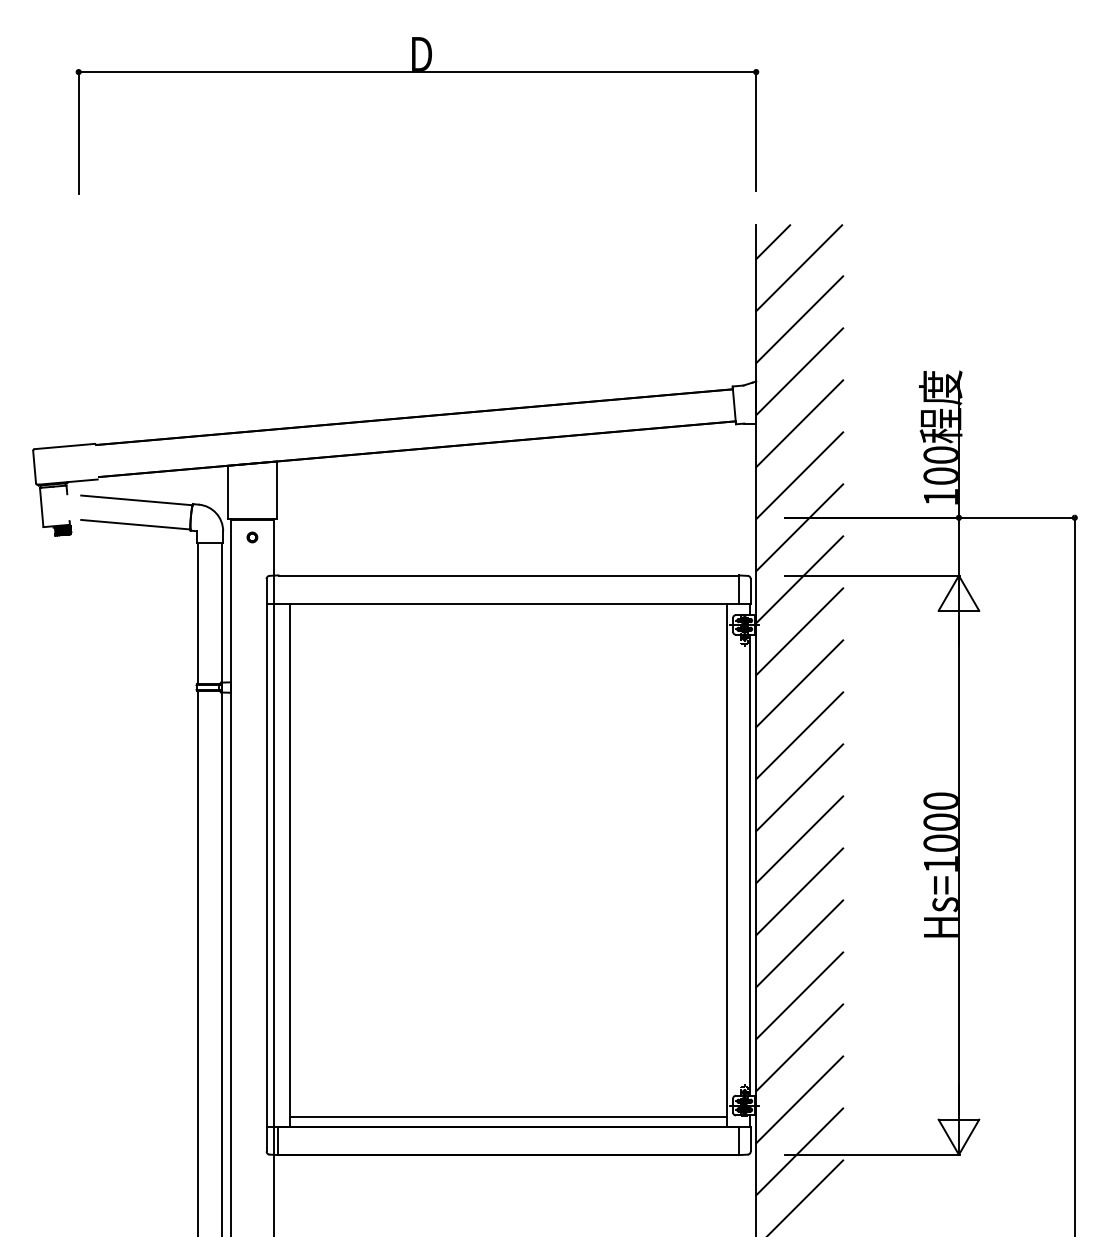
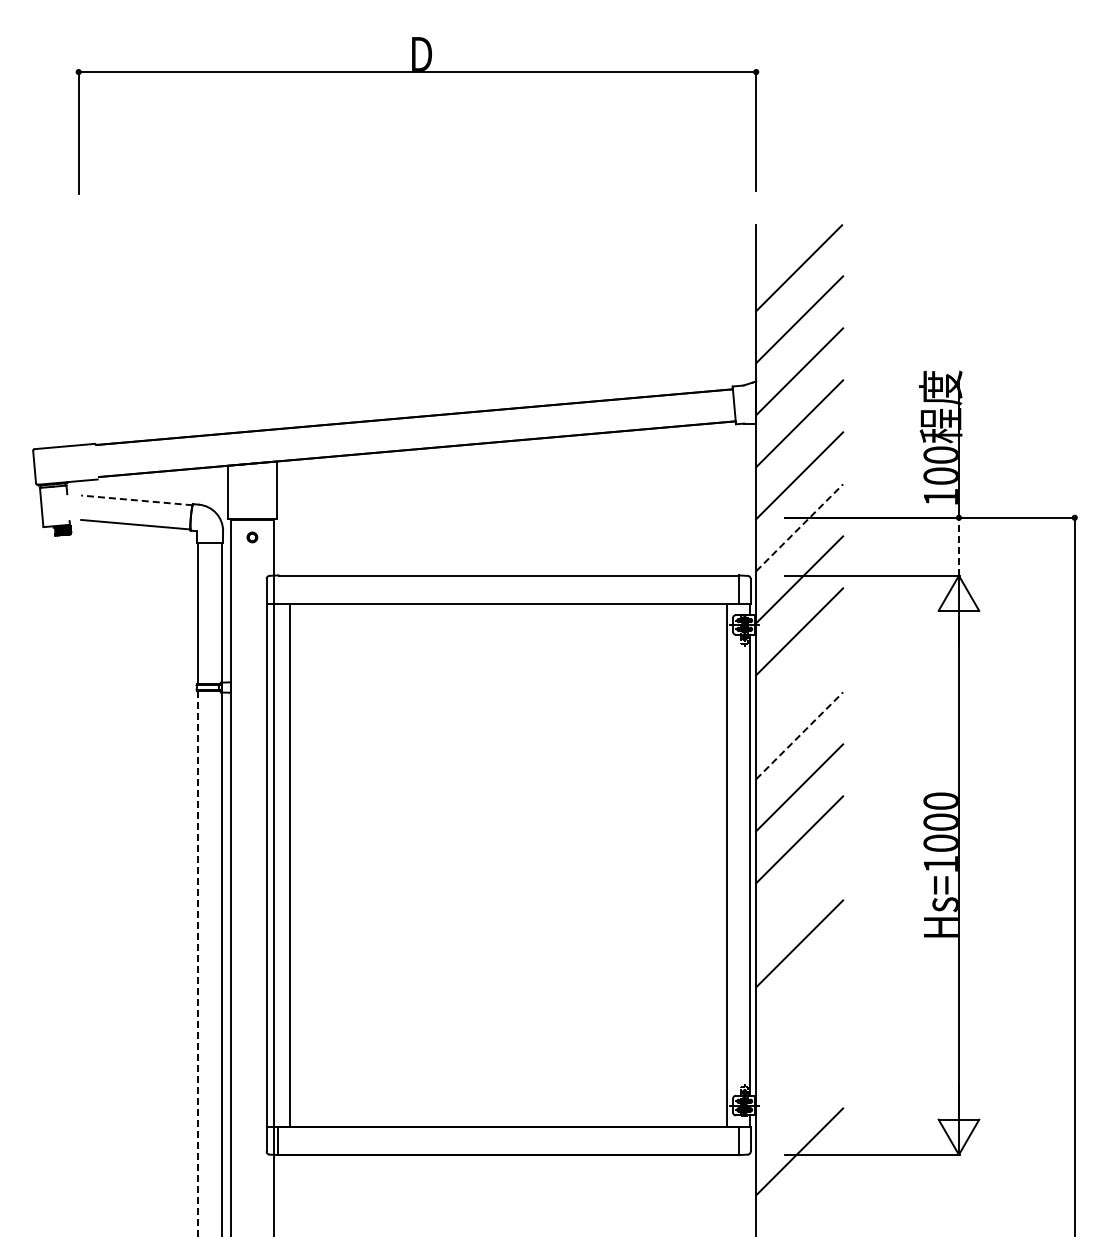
line: present -> none (773, 242)
line: solid -> dashed (136, 500)
line: solid -> dashed (800, 527)
line: solid -> dashed (958, 546)
line: present -> none (799, 683)
line: solid -> dashed (800, 735)
line: present -> none (799, 891)
line: solid -> dashed (197, 963)
line: present -> none (799, 995)
line: present -> none (799, 1047)
line: present -> none (799, 1099)
line: present -> none (508, 1117)
line: present -> none (806, 1196)
